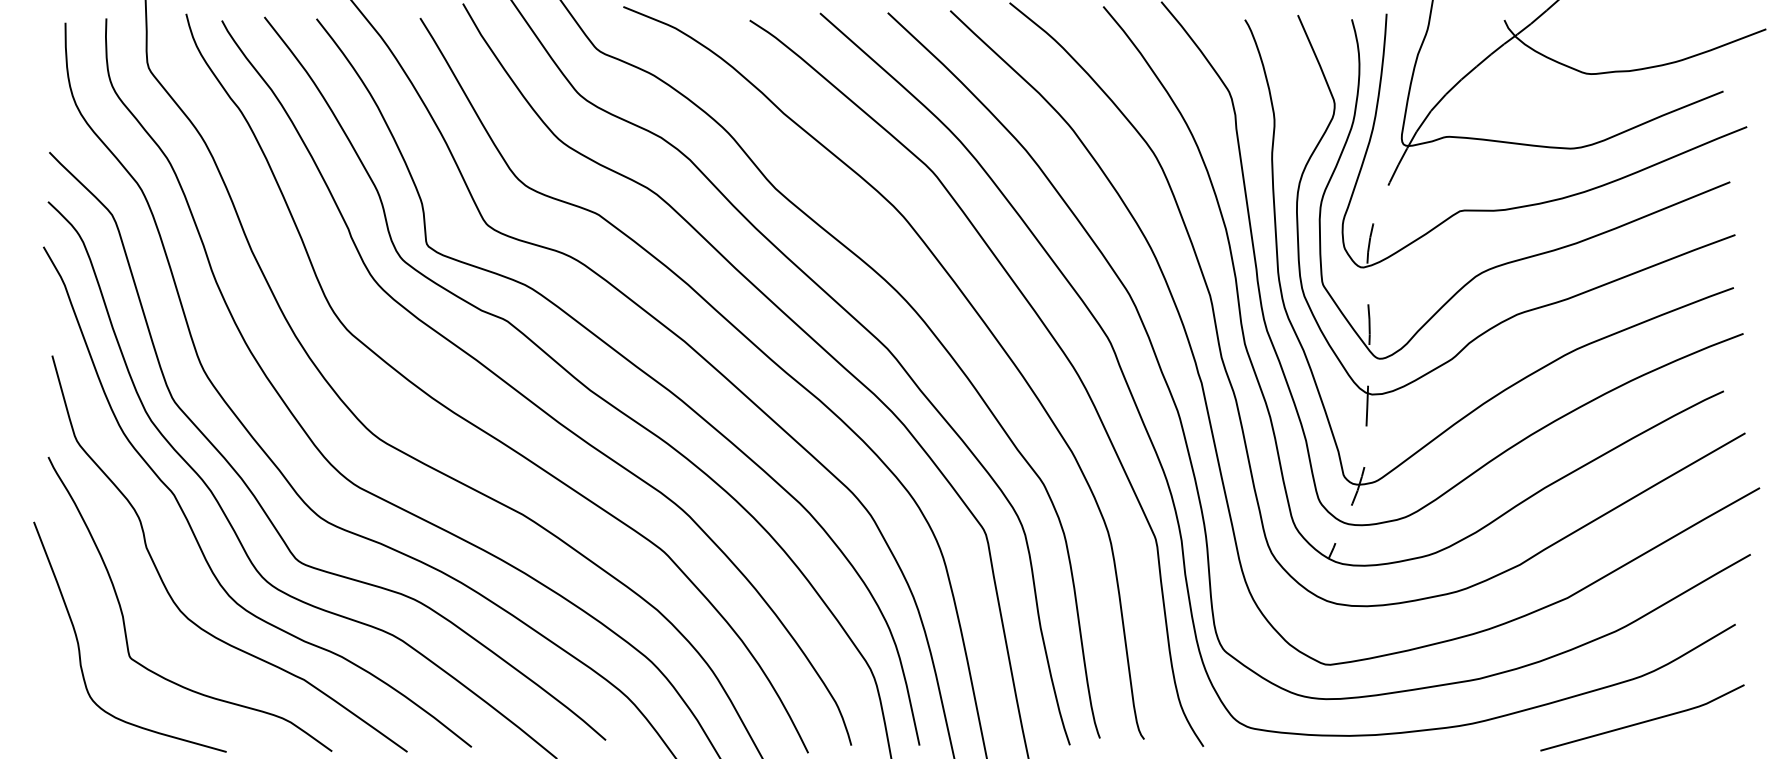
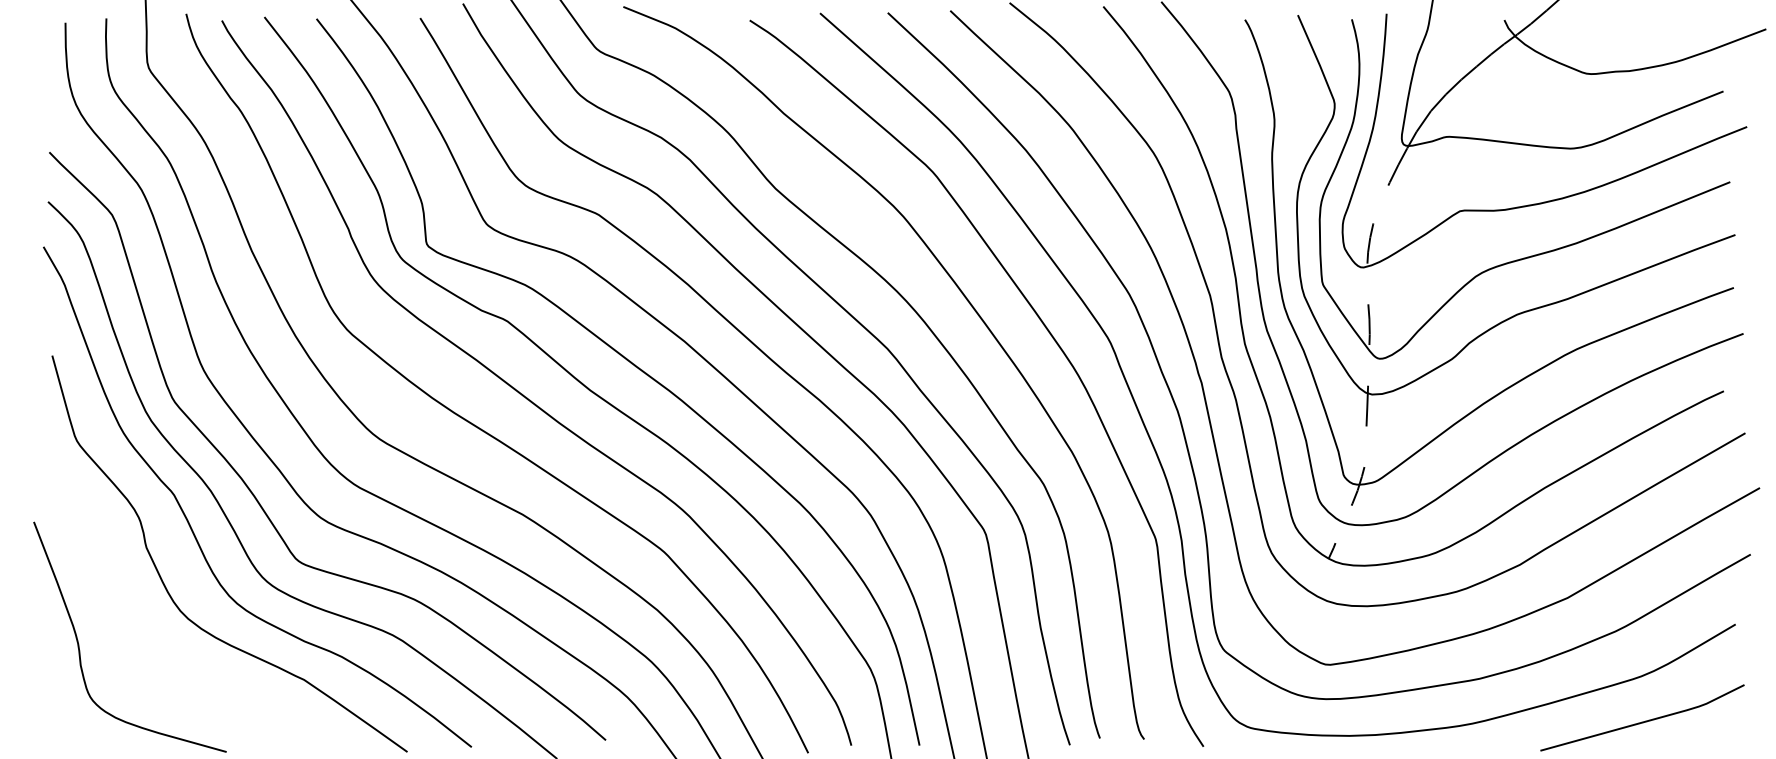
curve: present -> none (124, 618)
